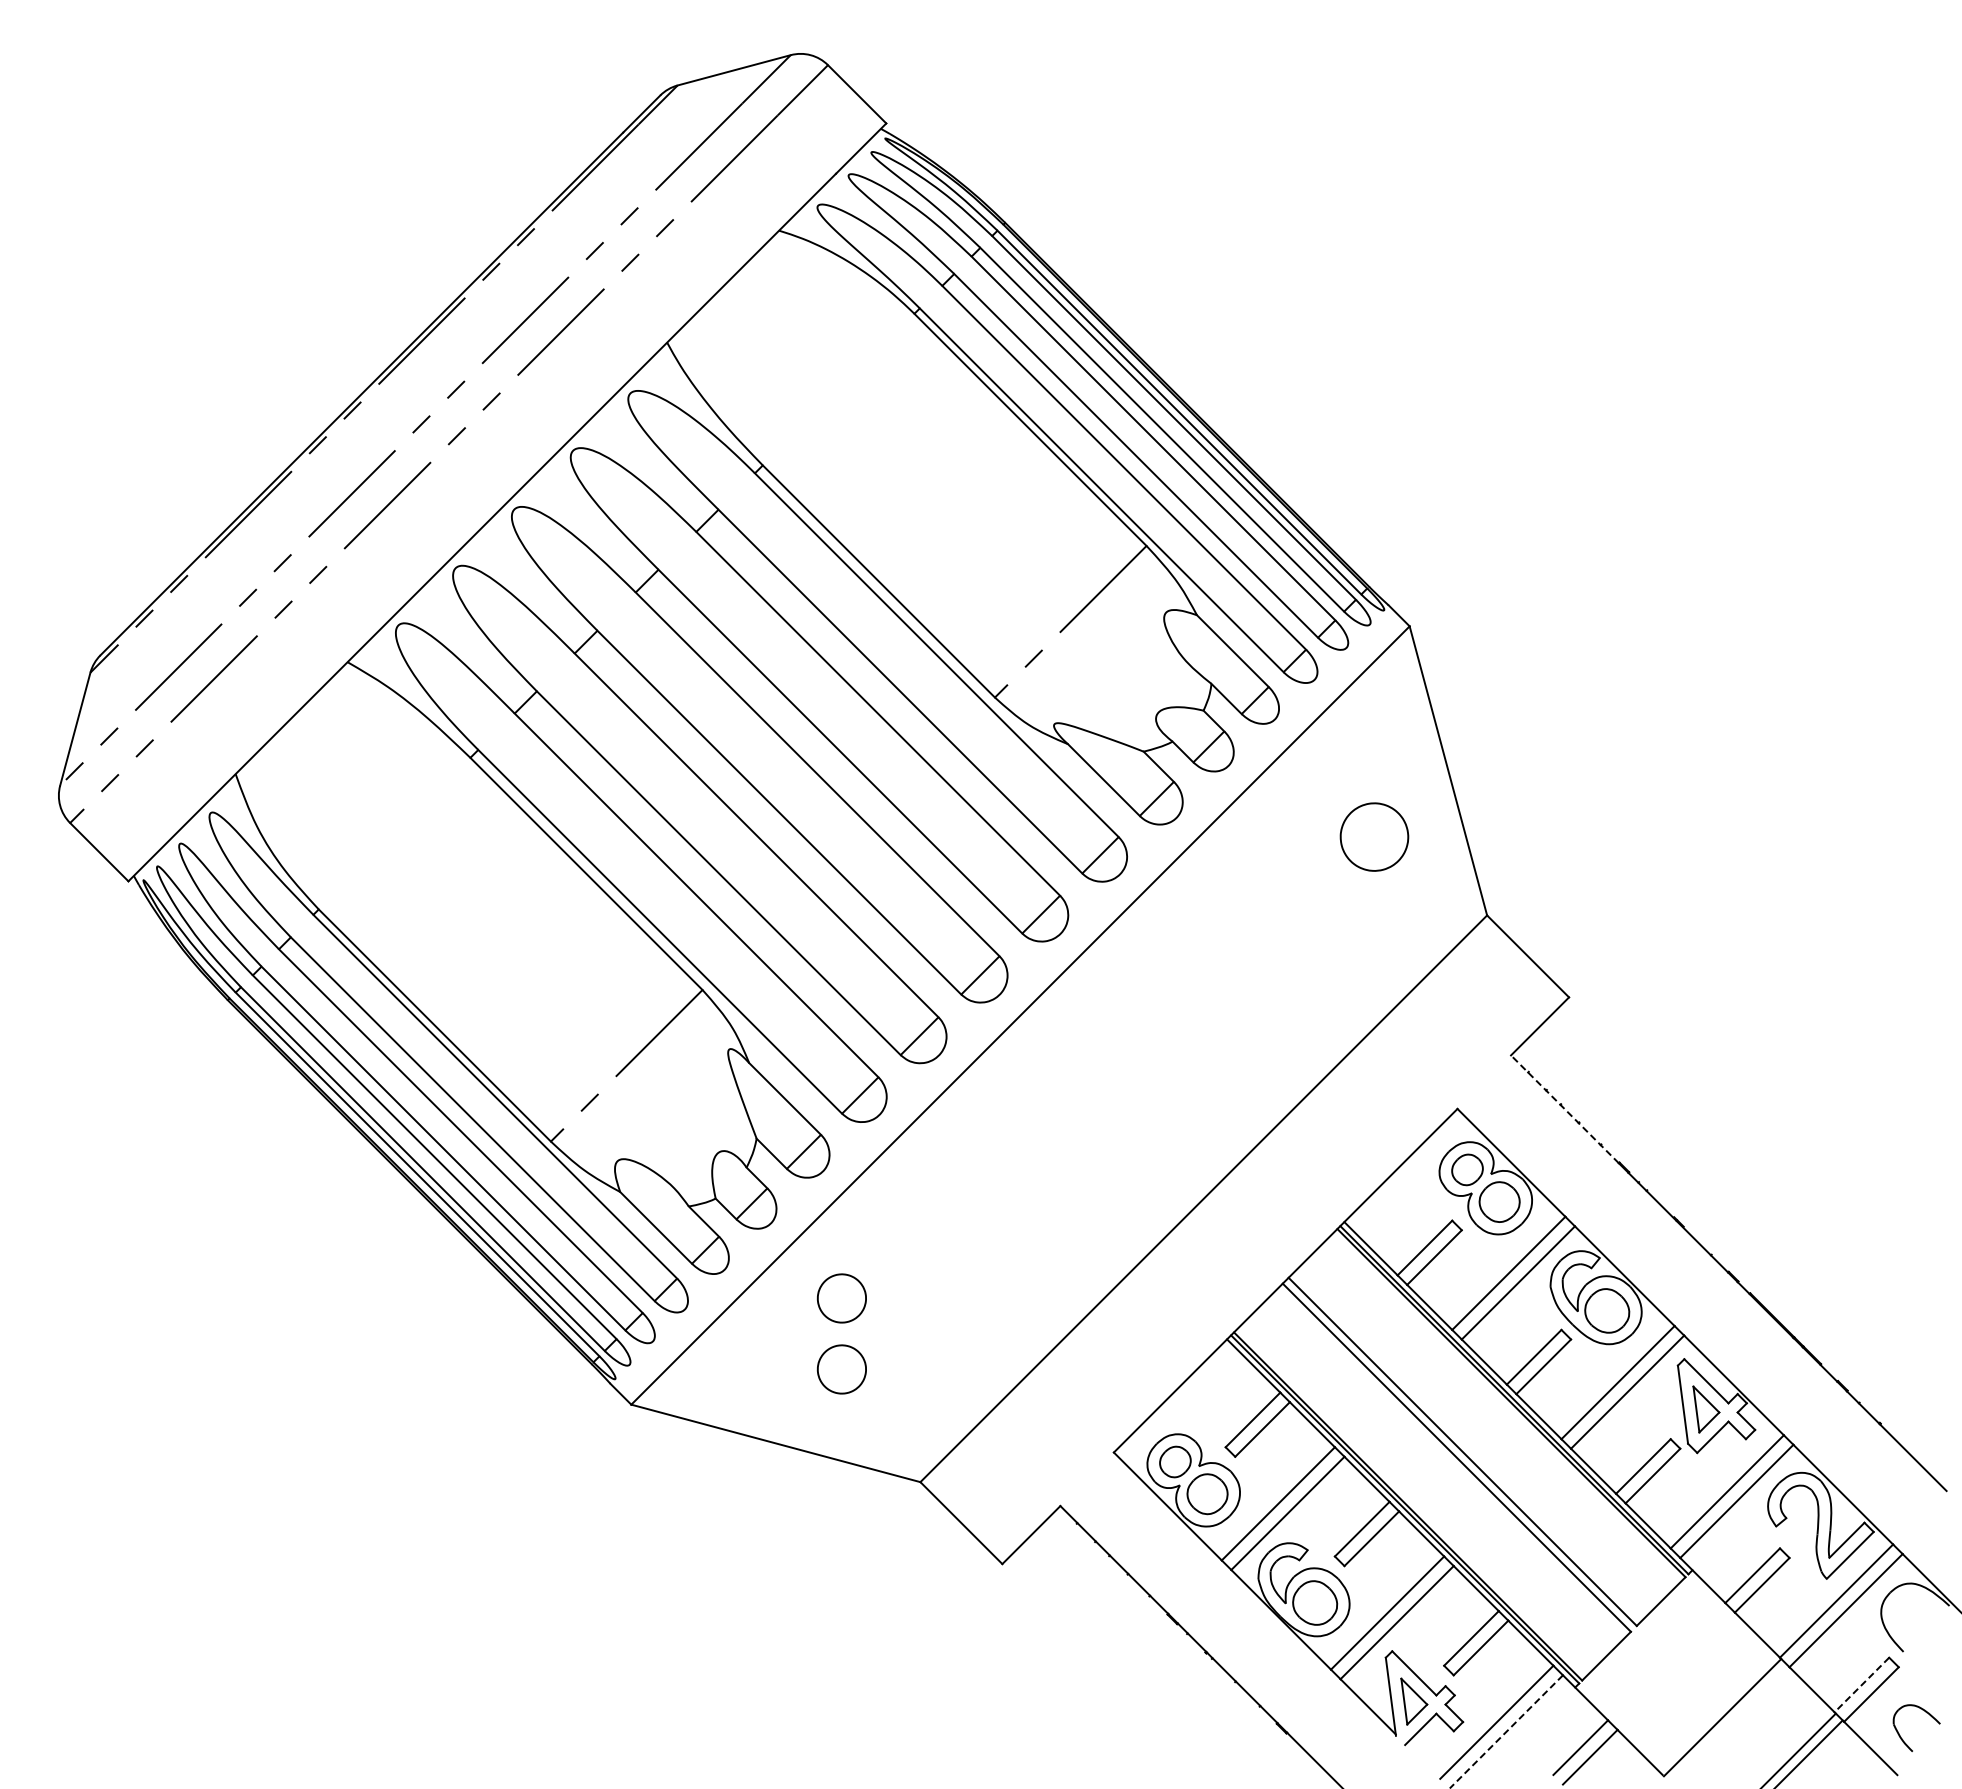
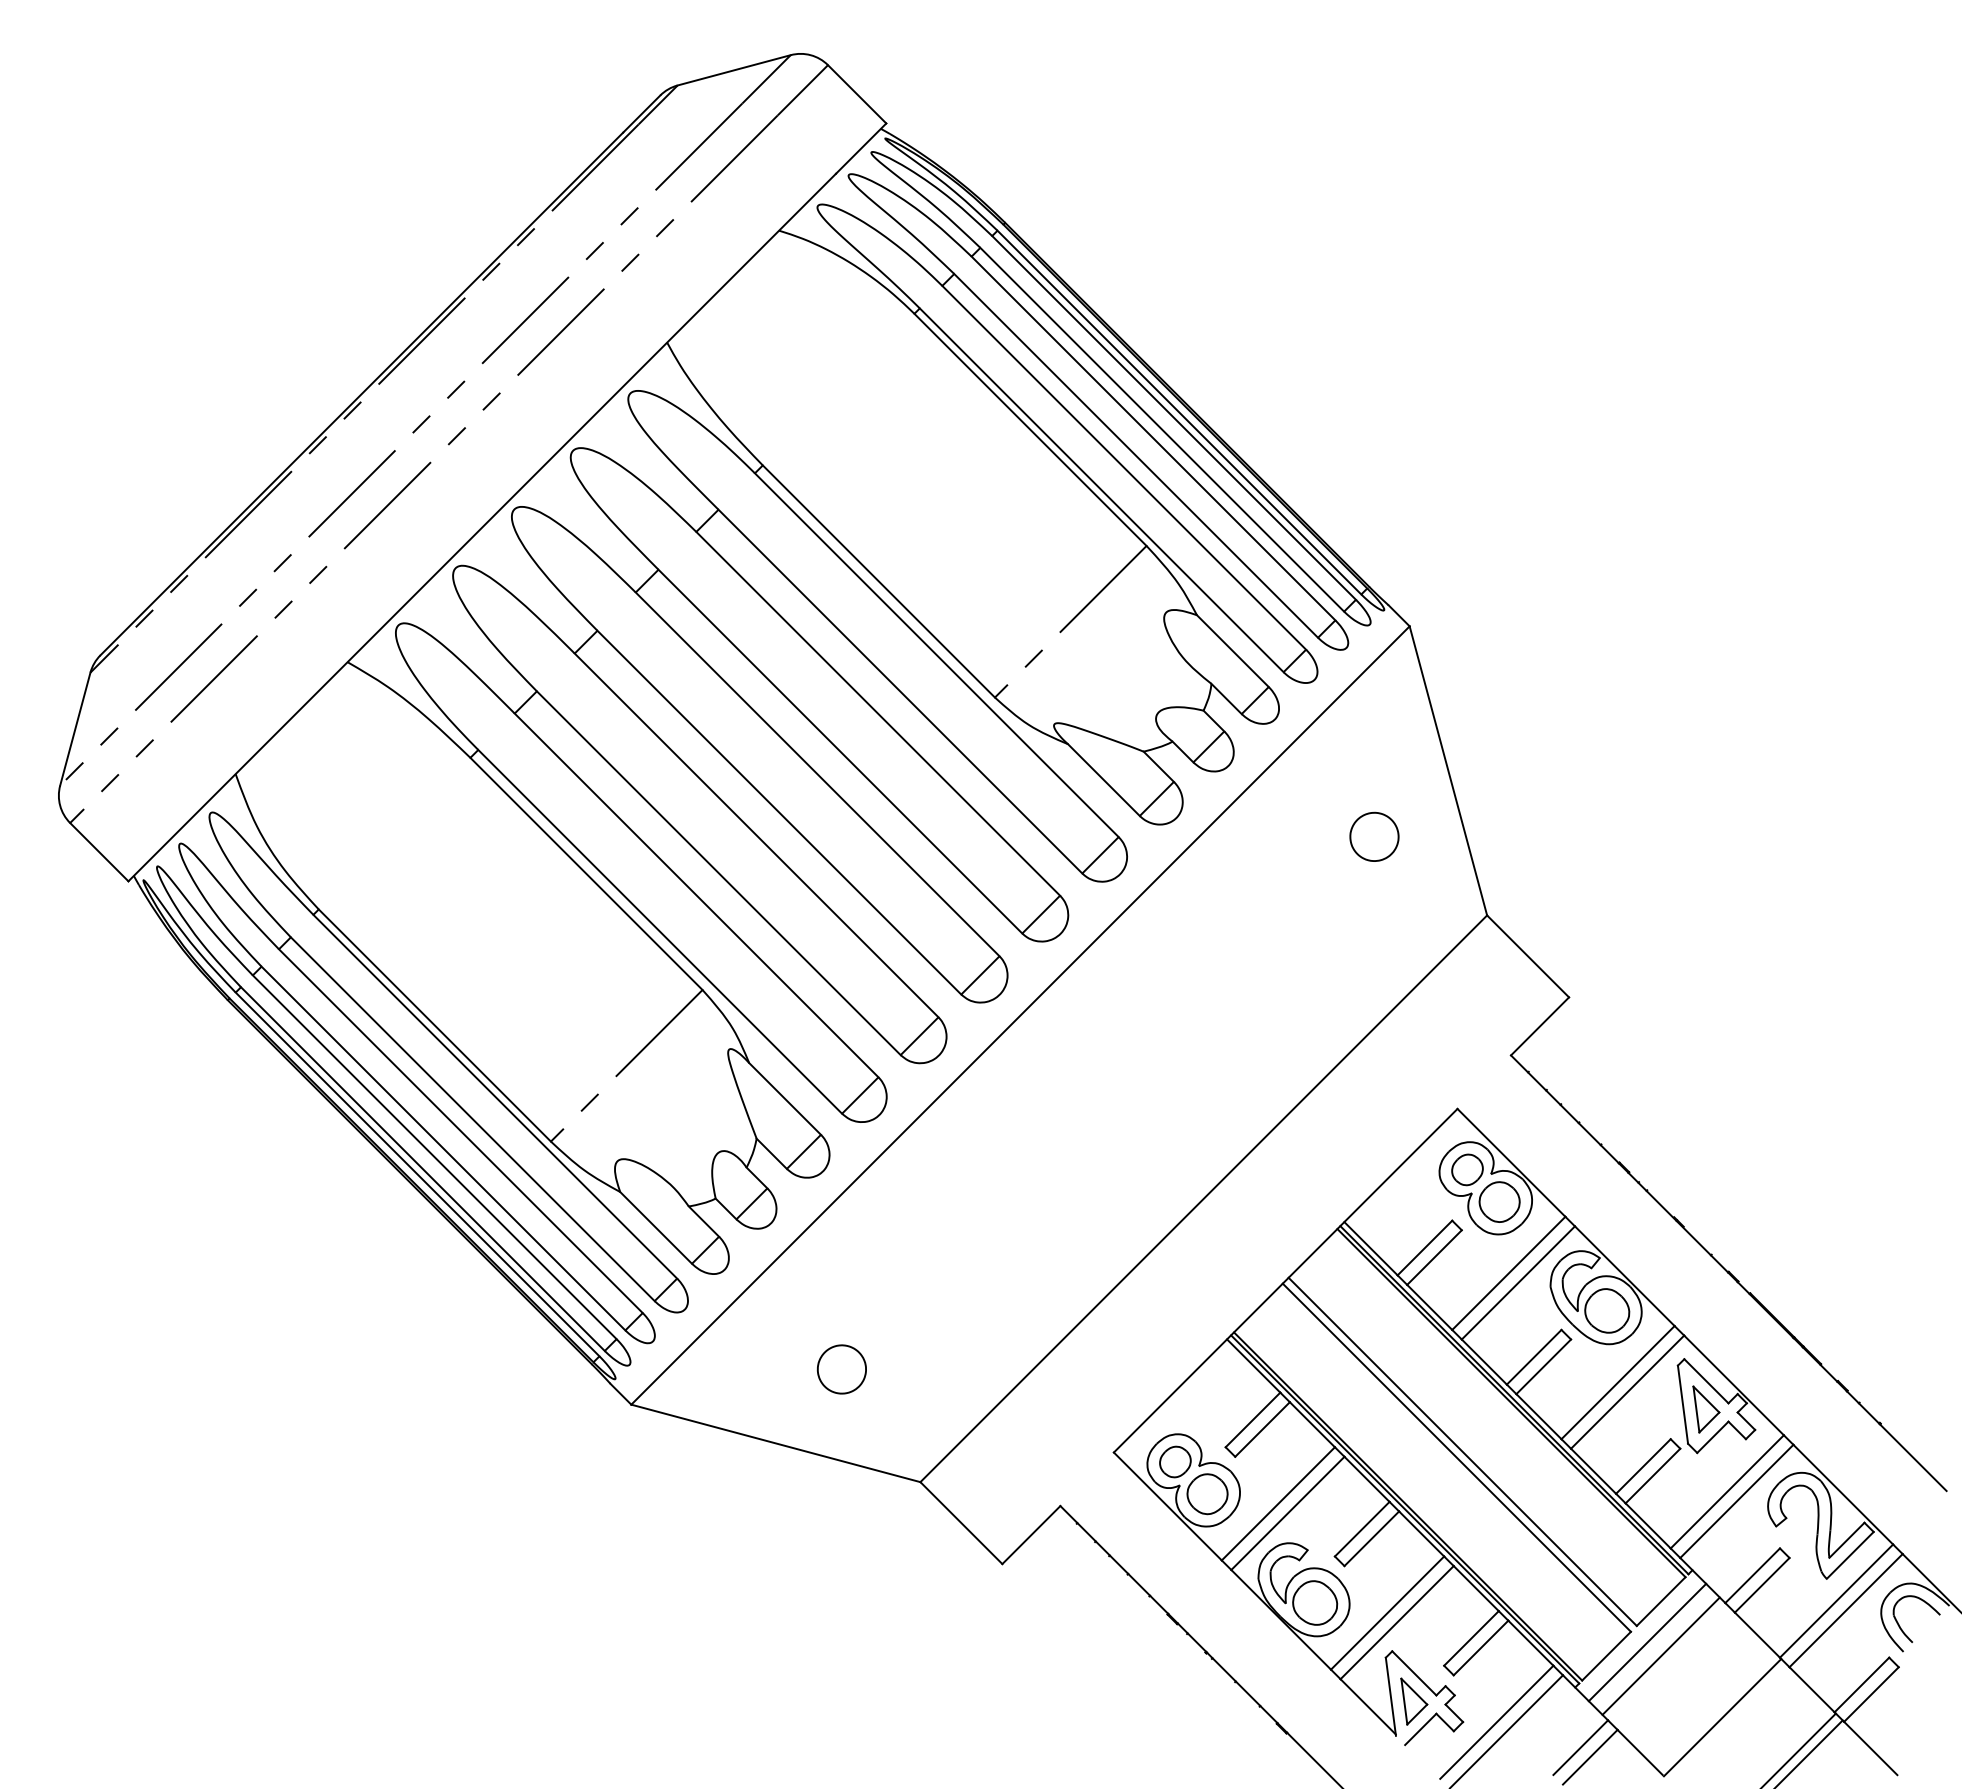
part size: 71x70 px -> 51x51 px (1374, 836)
line: dashed -> solid (1564, 1109)
part: present -> none (841, 1298)
line: none -> present (1647, 1642)
line: none -> present (1660, 1655)
line: dashed -> solid (1861, 1684)
part position: (1926, 1713) -> (1926, 1604) (1926, 1604)
line: dashed -> solid (1506, 1732)
